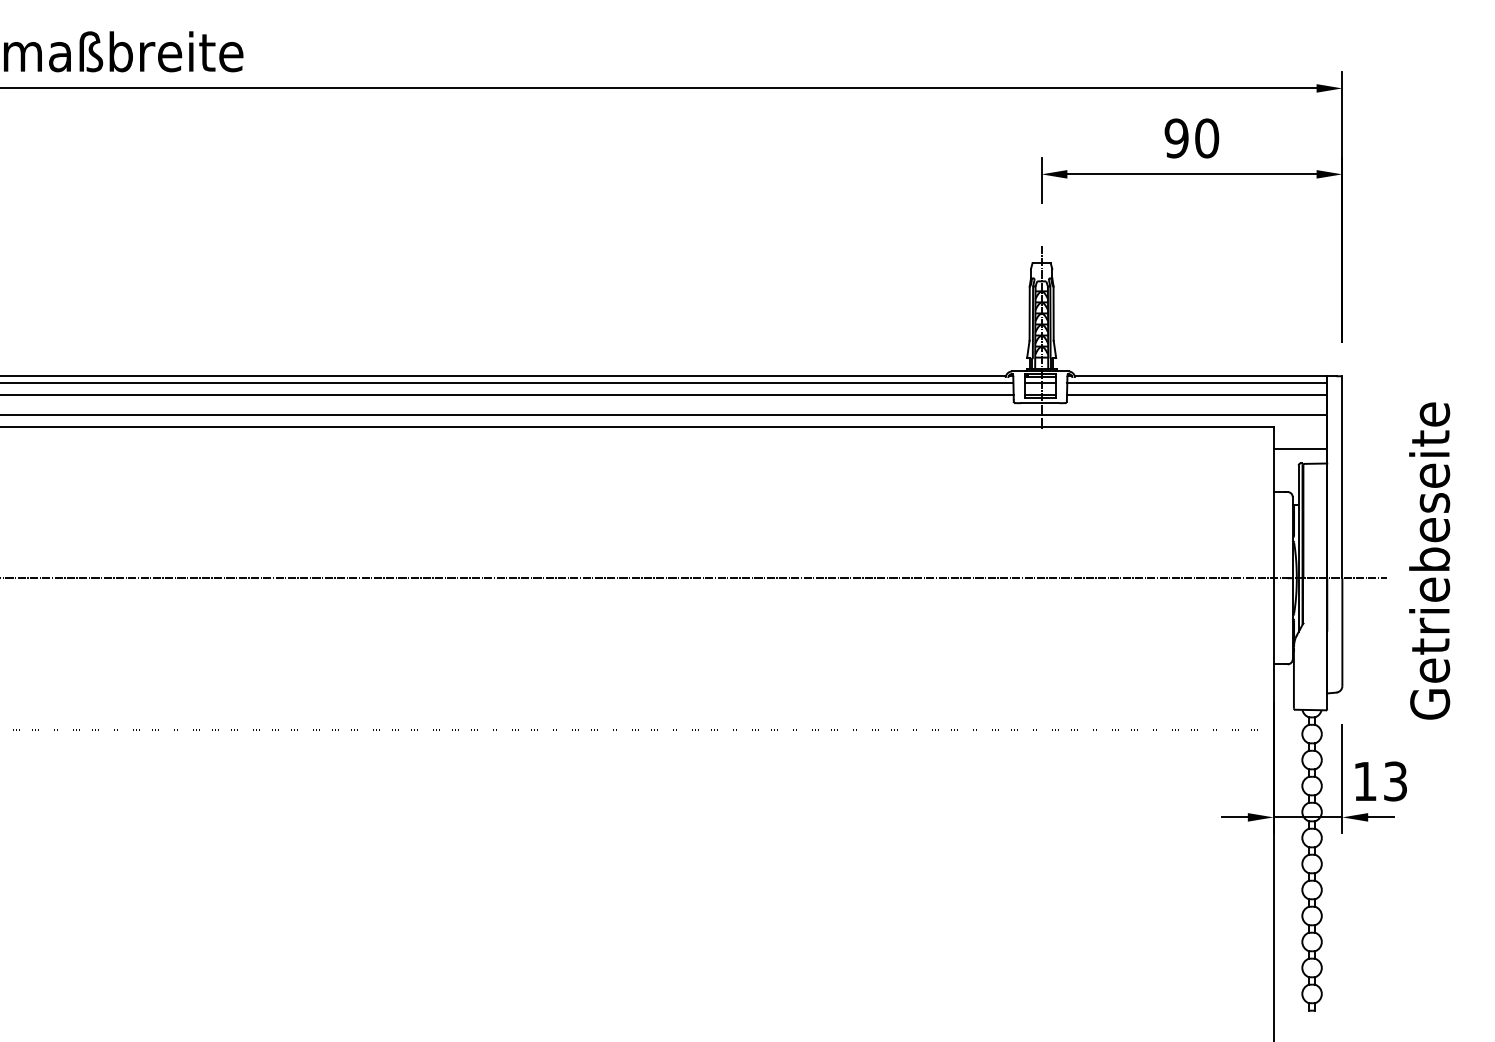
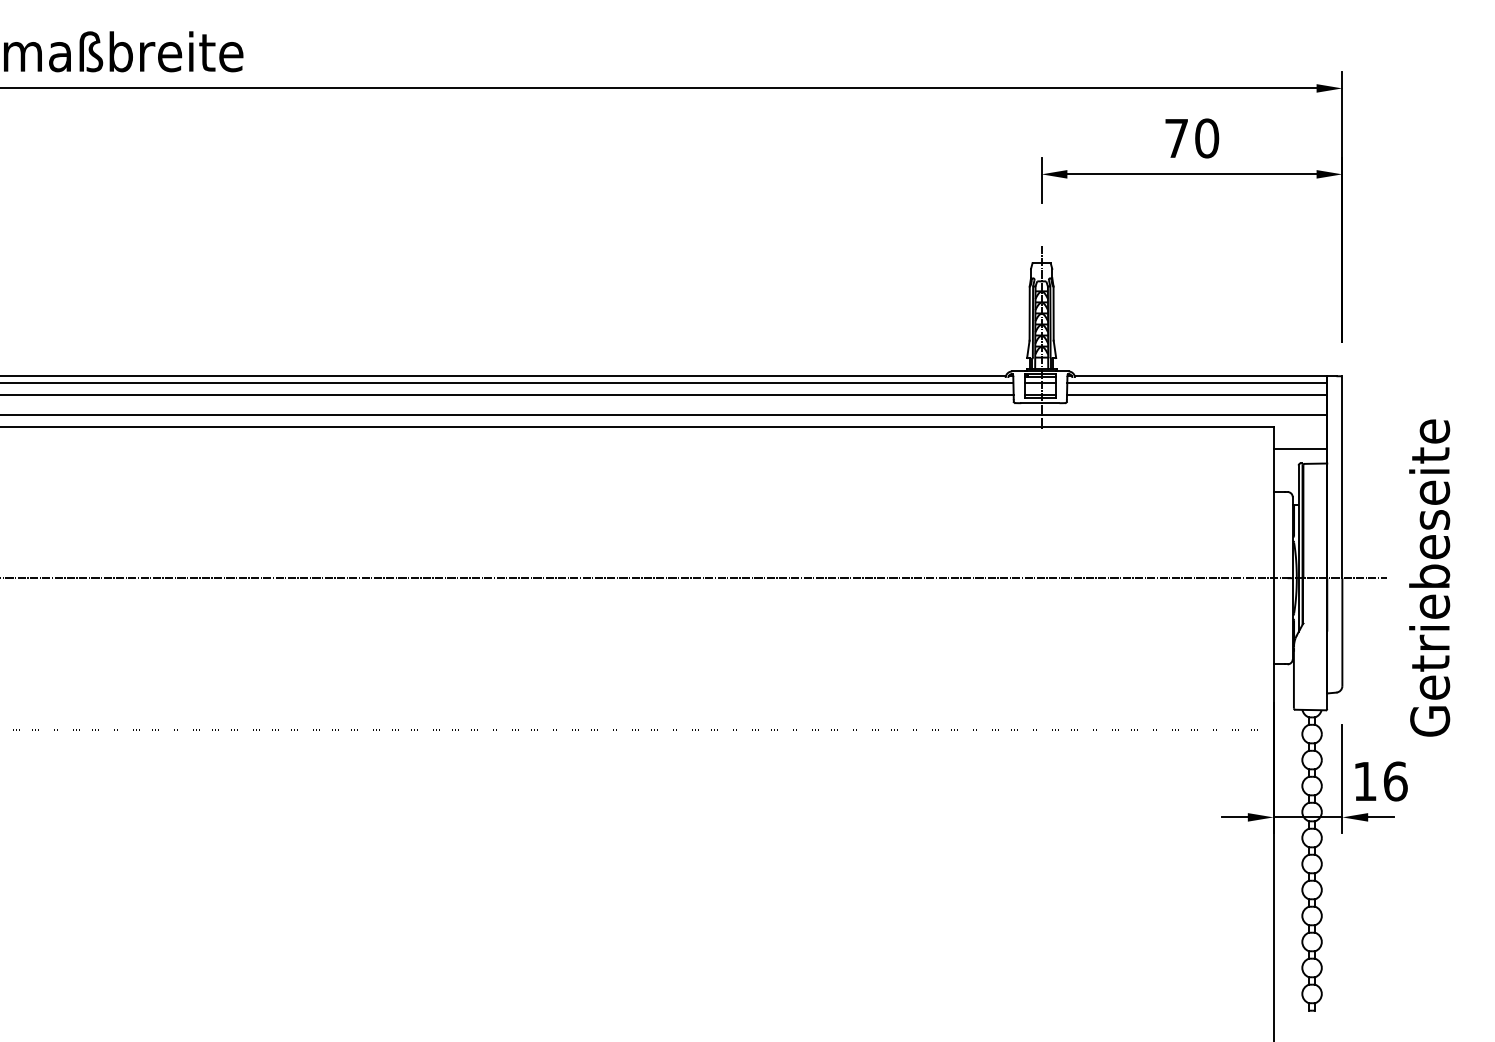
text: 90 -> 70 (1176, 138)
text position: (1429, 560) -> (1429, 577) (1429, 577)
text: 13 -> 16 (1395, 781)
